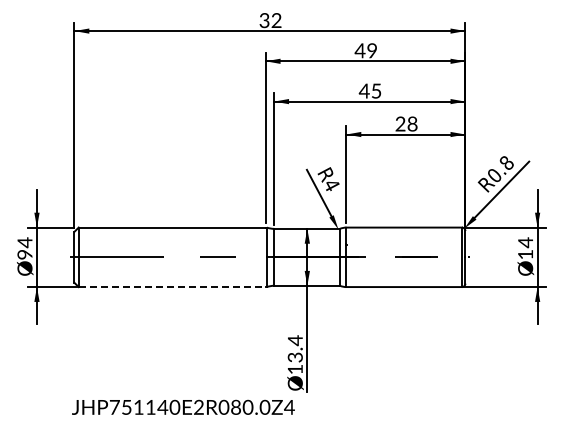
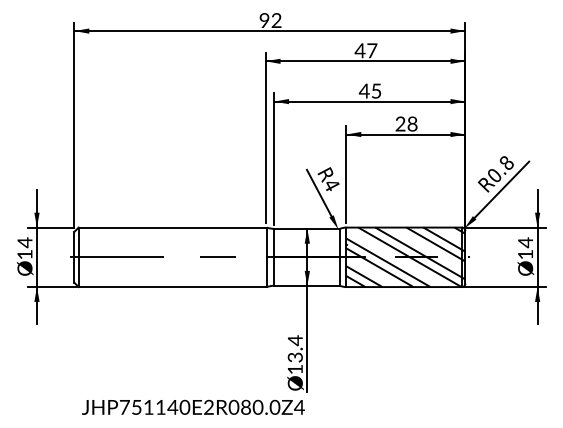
text: 32 -> 92 (264, 20)
text: 49 -> 47 (372, 50)
text: 94 -> 14 (24, 254)
hatch: none -> present (405, 257)
line: dashed -> solid (172, 287)
text position: (183, 406) -> (193, 406) (193, 406)
